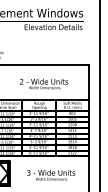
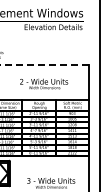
line: solid -> dashed (44, 65)
text position: (51, 175) -> (51, 183) (51, 183)
